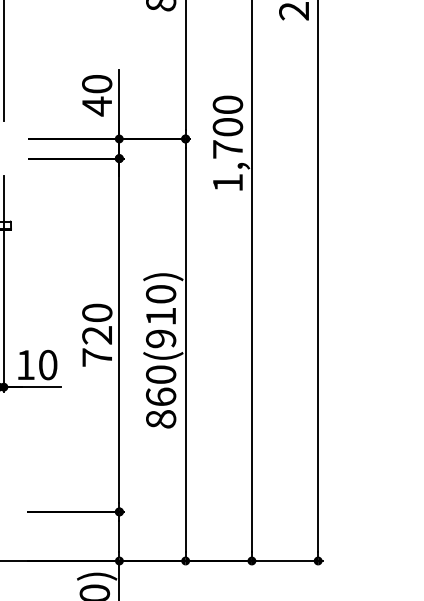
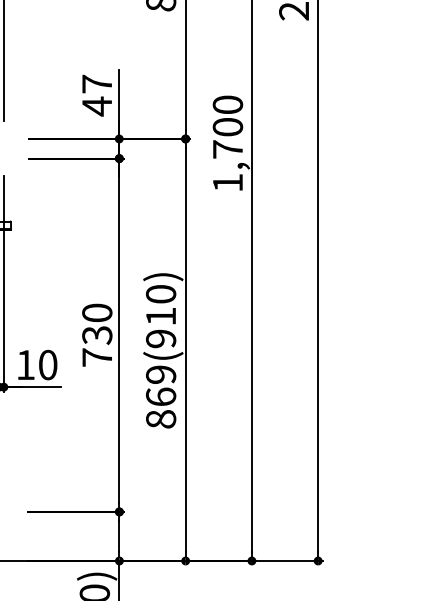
text: 40 -> 47 (97, 83)
text: 720 -> 730 (97, 335)
text: 860(910) -> 869(910) (161, 374)
